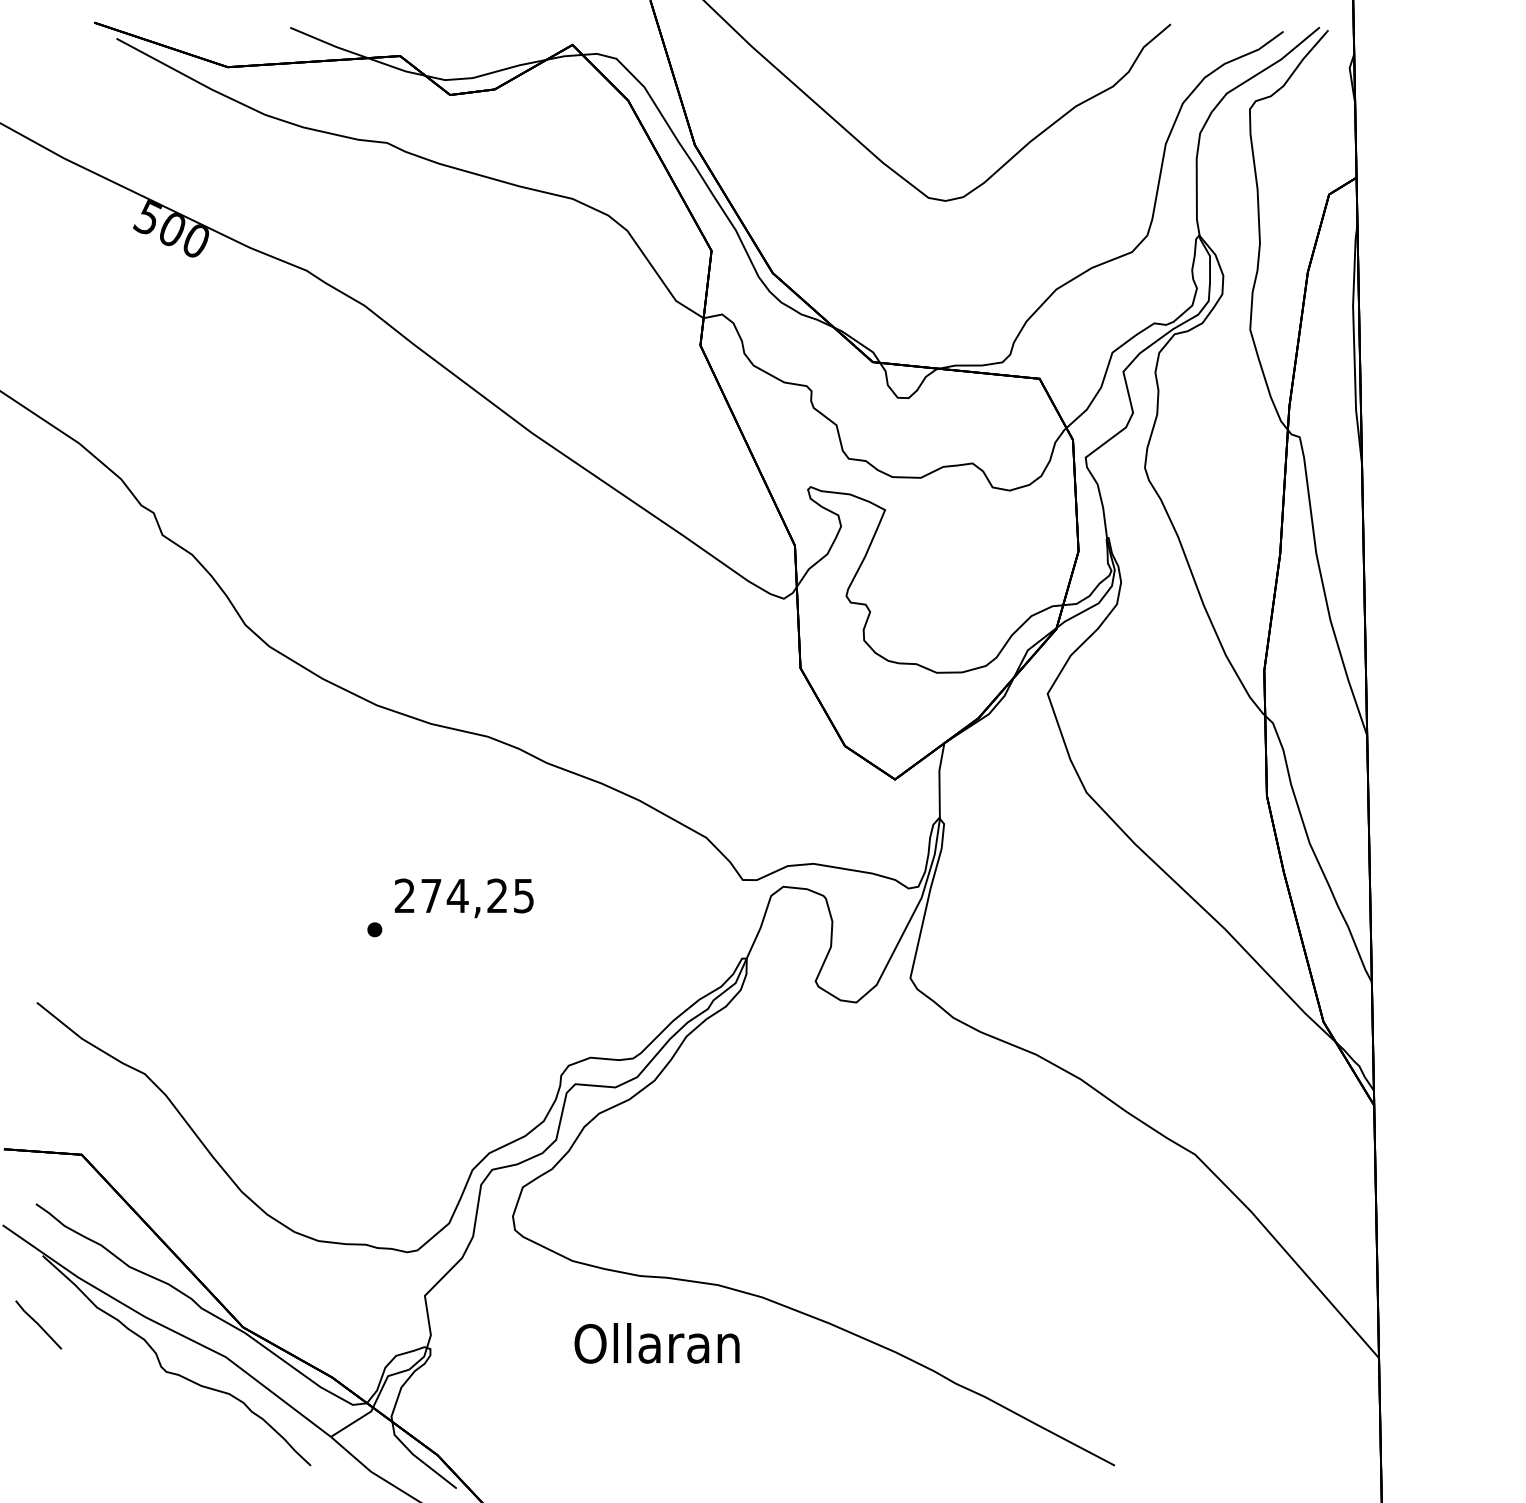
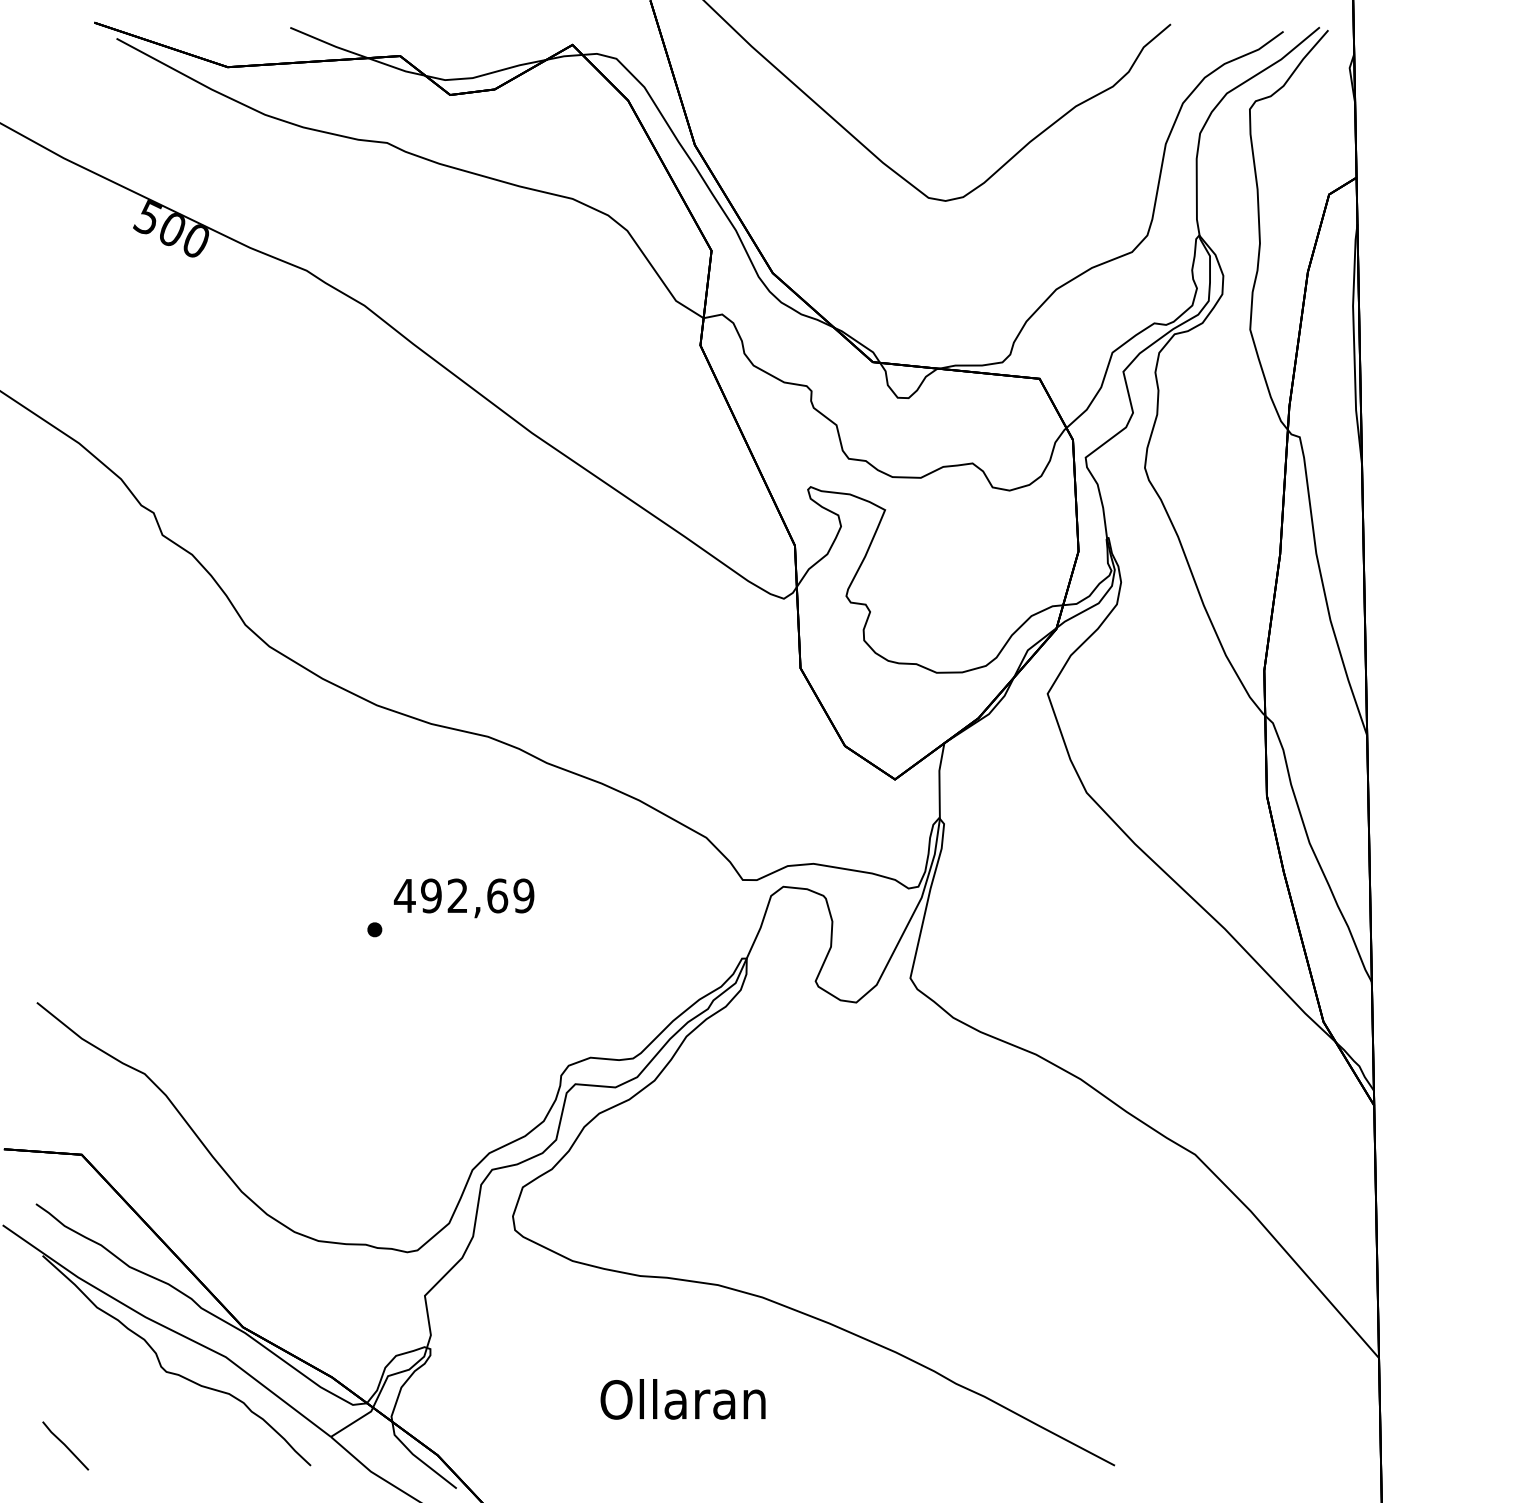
text: 274,25 -> 492,69 (463, 895)
line position: (38, 1324) -> (65, 1445) (65, 1445)
text position: (656, 1343) -> (682, 1399) (682, 1399)
